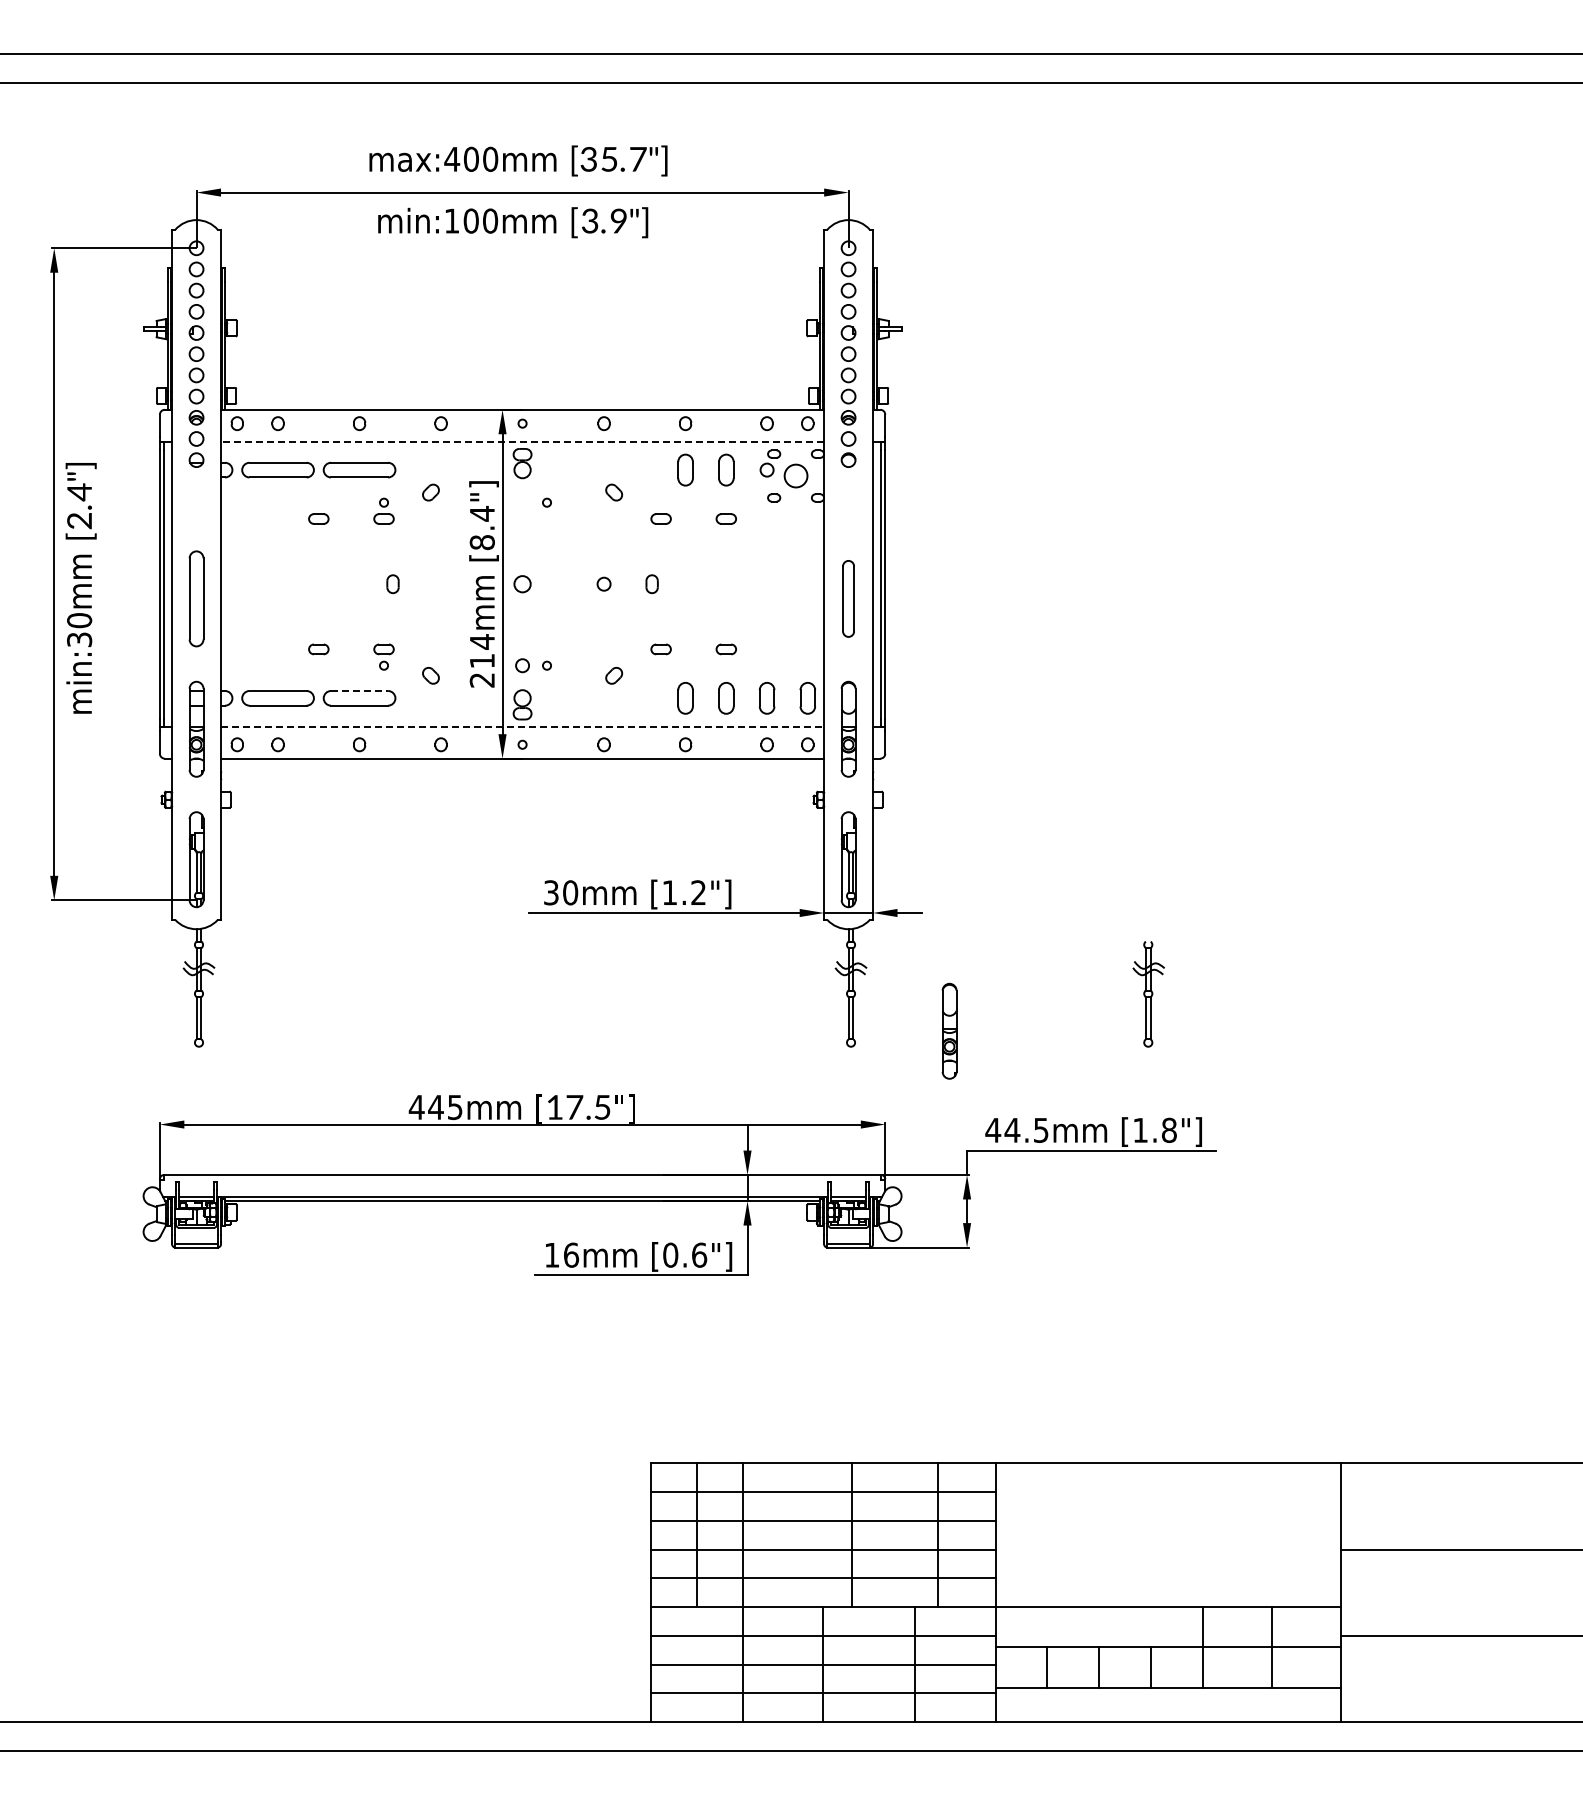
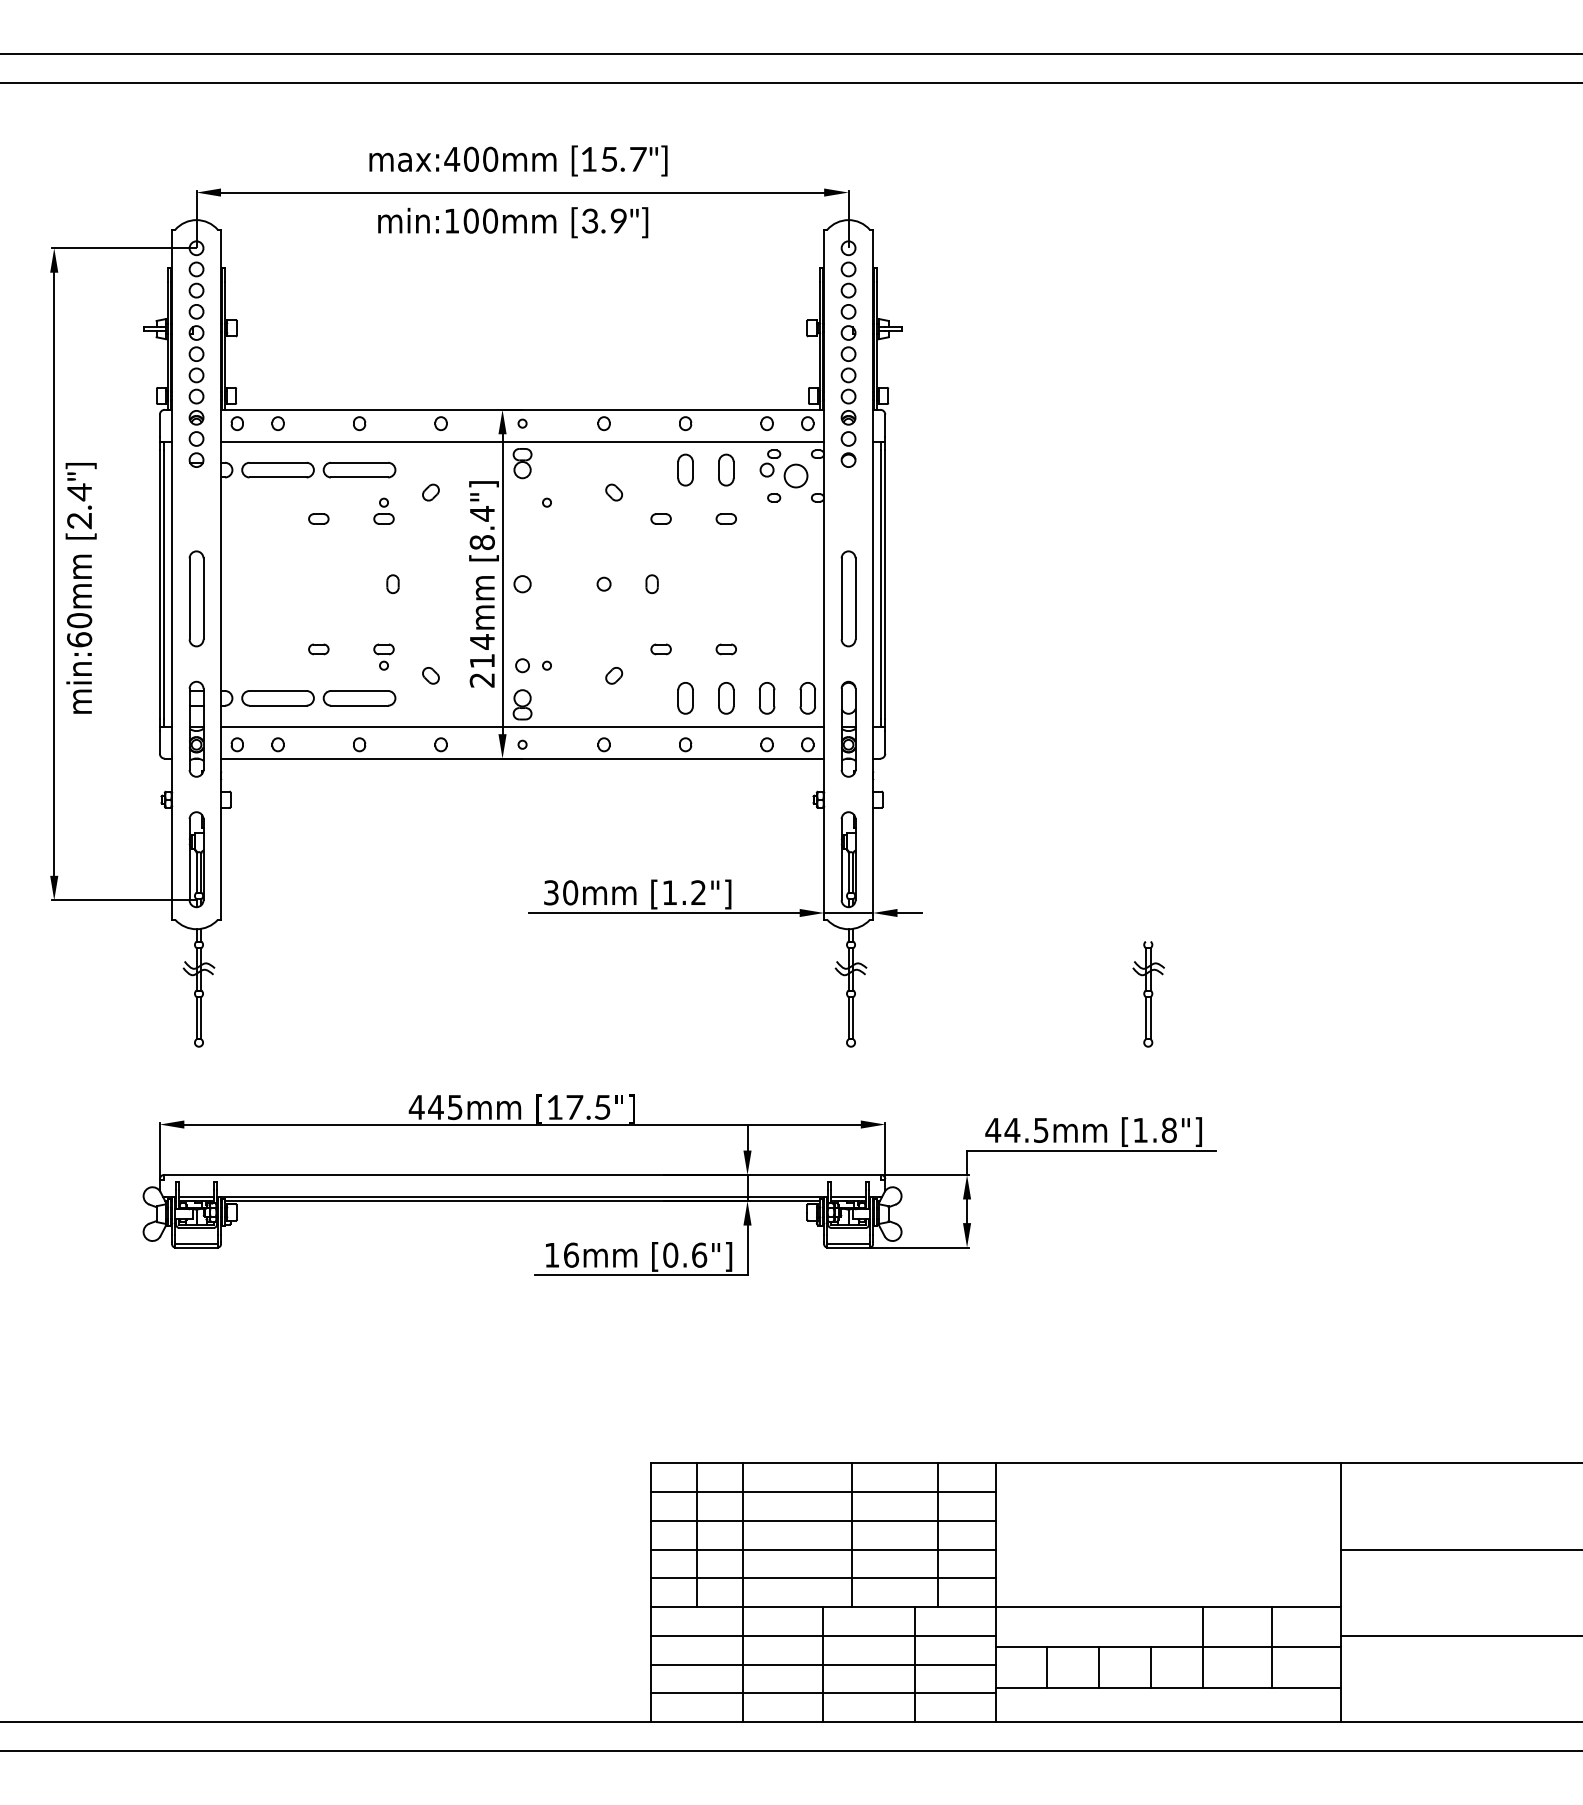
text: [3 -> [1 (588, 159)
line: dashed -> solid (522, 441)
part size: 13x78 px -> 17x98 px (848, 598)
text: min:30mm -> min:60mm (79, 639)
line: dashed -> solid (359, 691)
line: dashed -> solid (522, 726)
part: present -> none (949, 1030)
